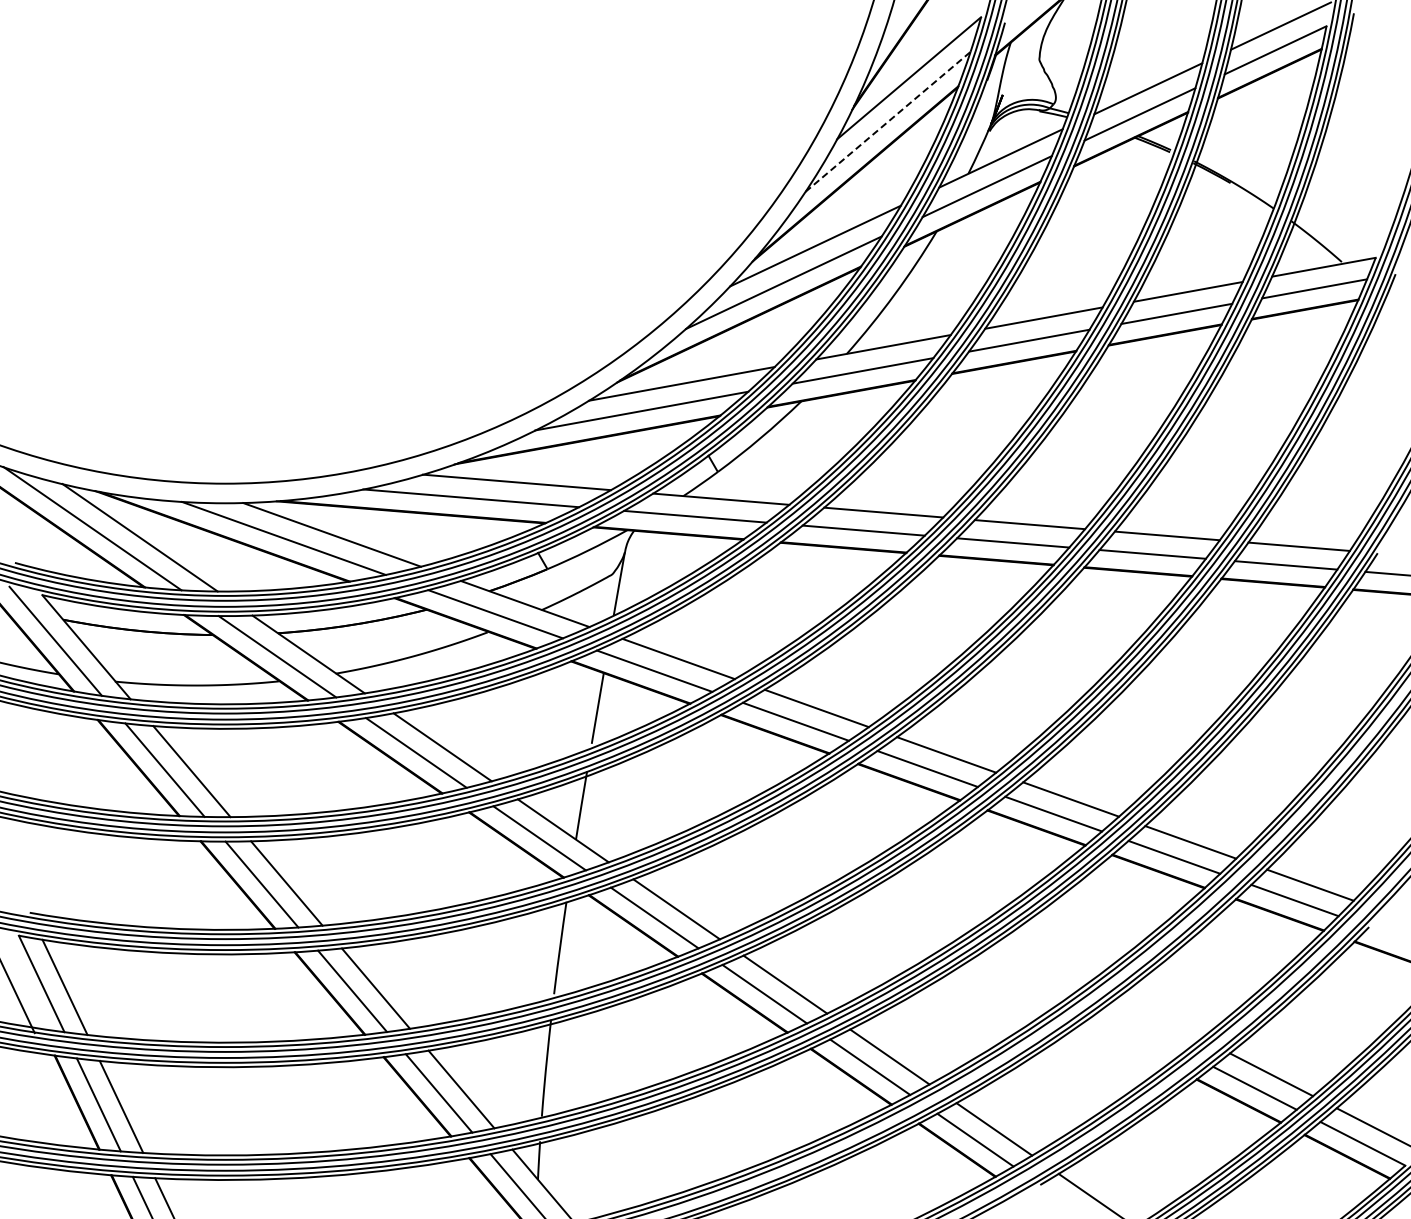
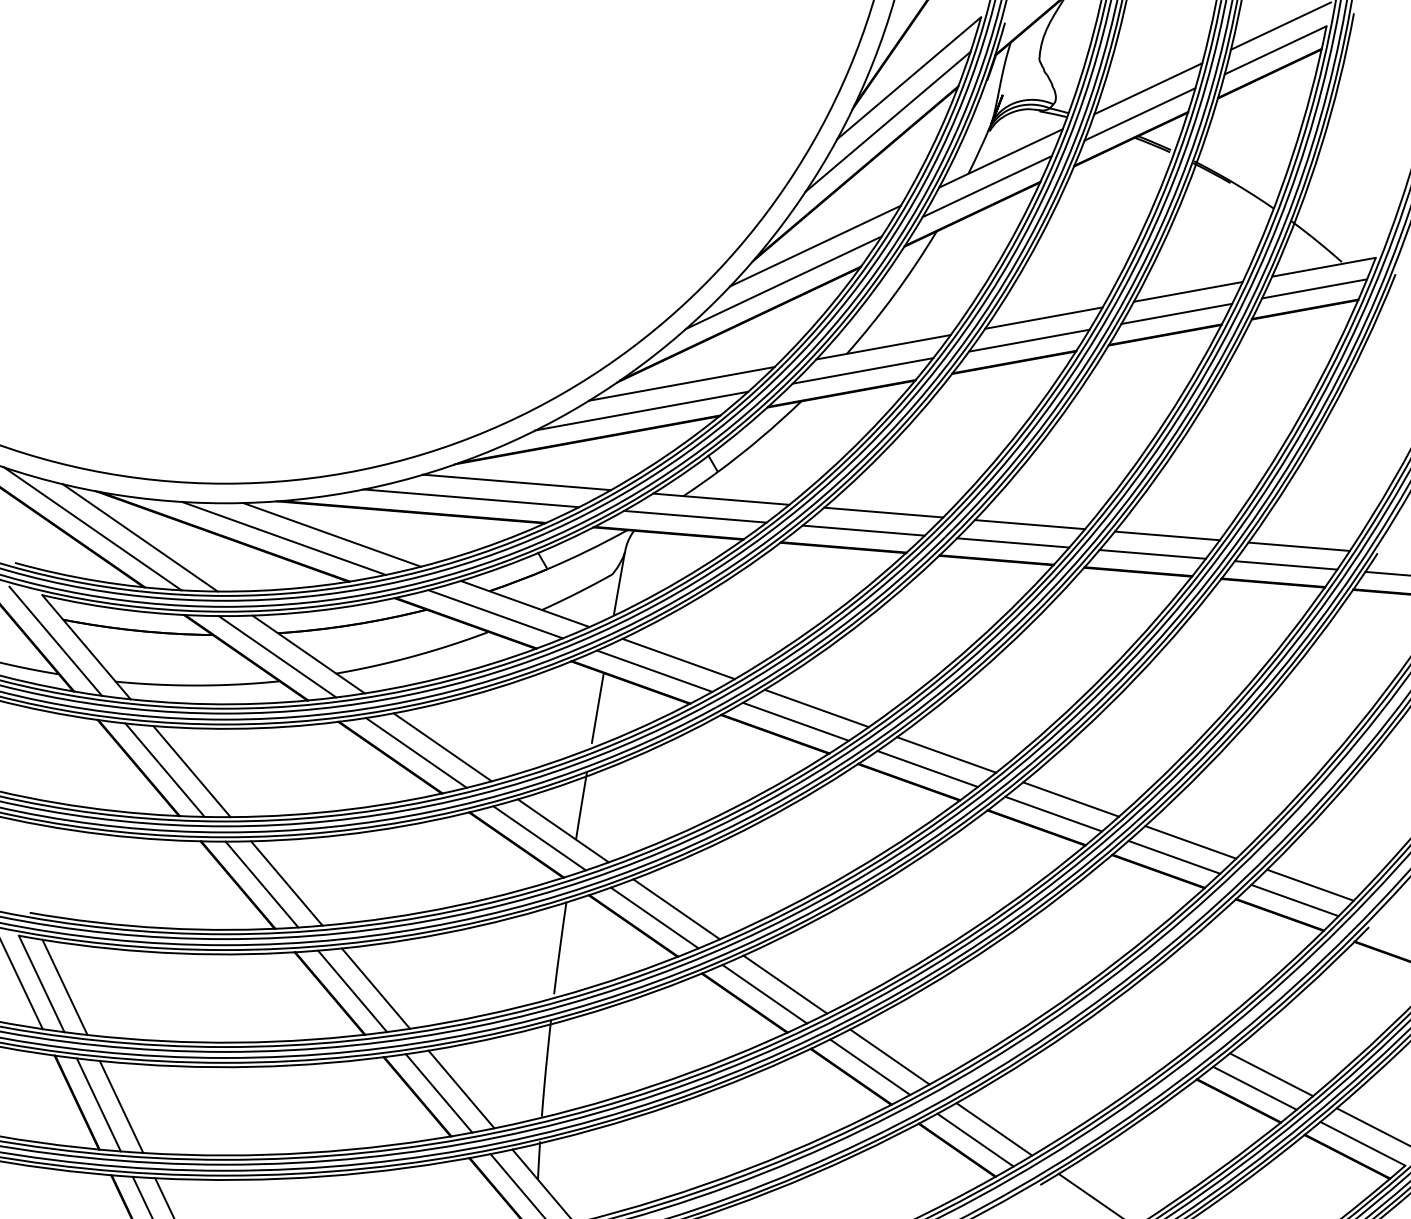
line: dashed -> solid (888, 121)
line position: (18, 998) -> (22, 986) (22, 986)
